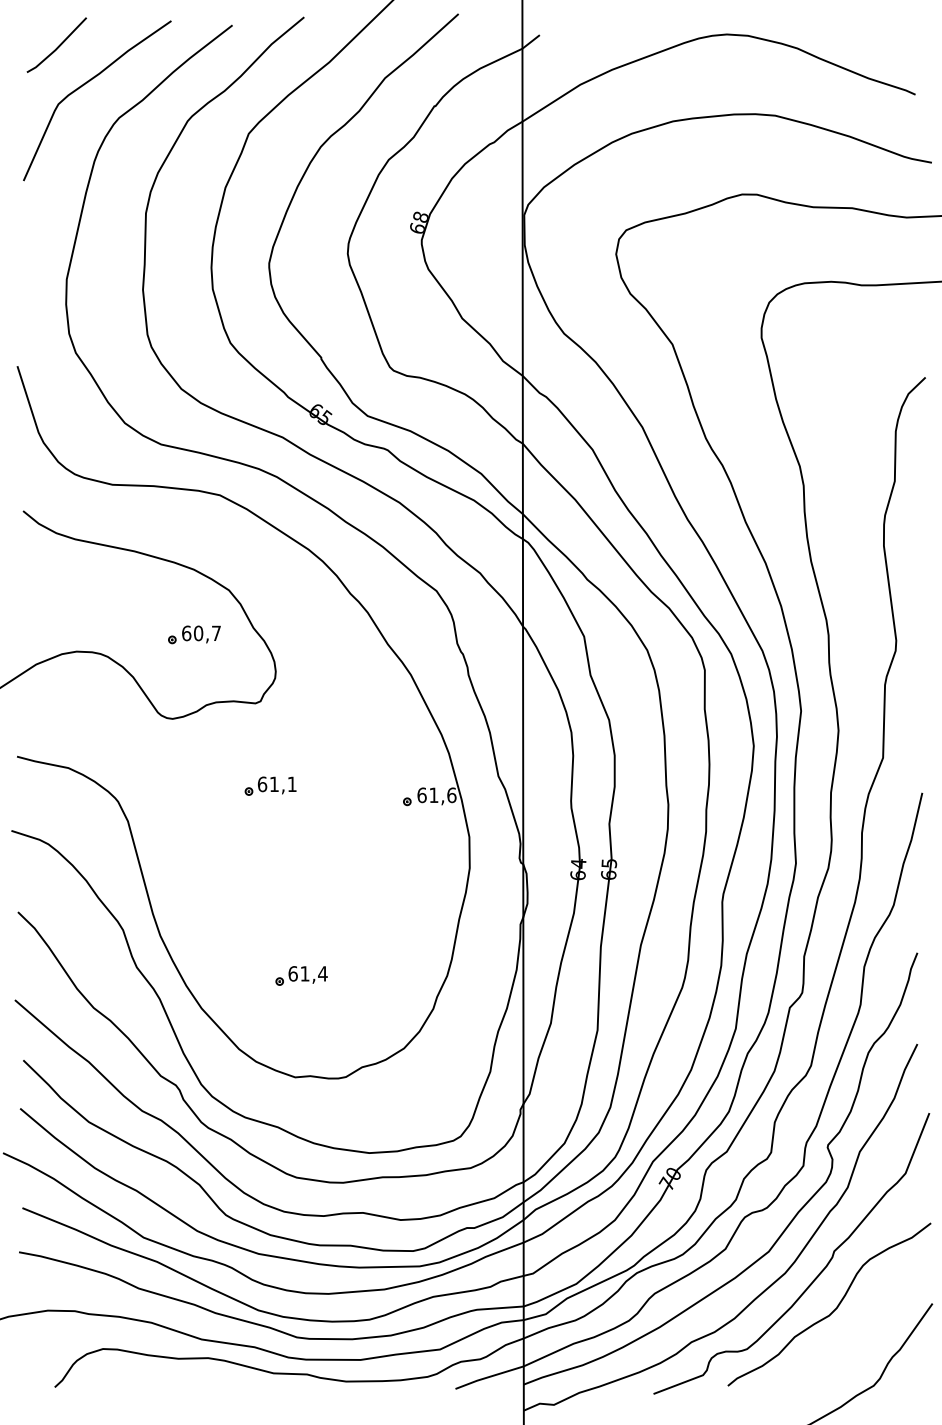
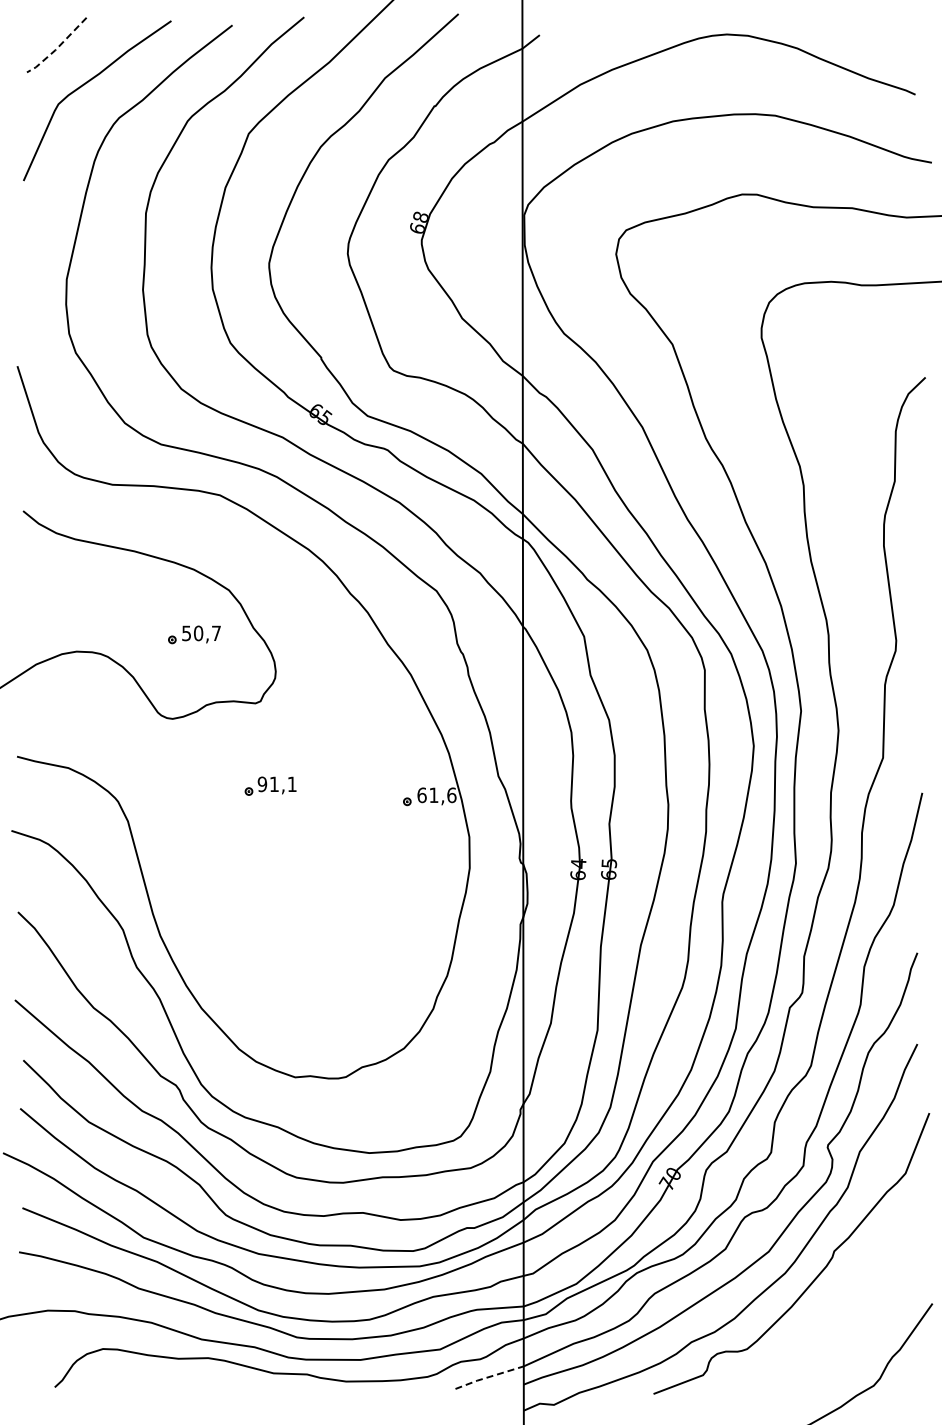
line: solid -> dashed (56, 48)
text: 60,7 -> 50,7 (186, 633)
text: 61,1 -> 91,1 (262, 784)
part: present -> none (301, 975)
curve: present -> none (834, 1309)
line: solid -> dashed (488, 1377)
